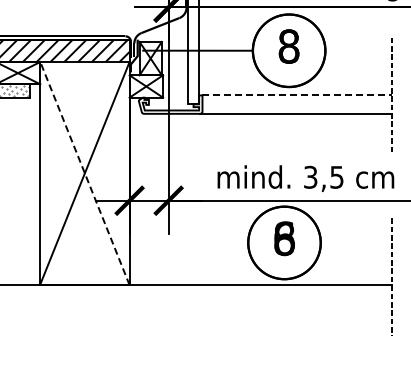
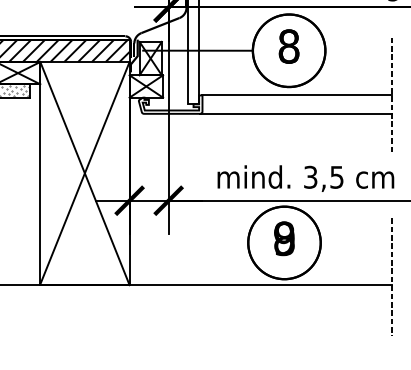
line: dashed -> solid (297, 95)
line: dashed -> solid (84, 173)
text: 6 -> 9 (284, 238)
